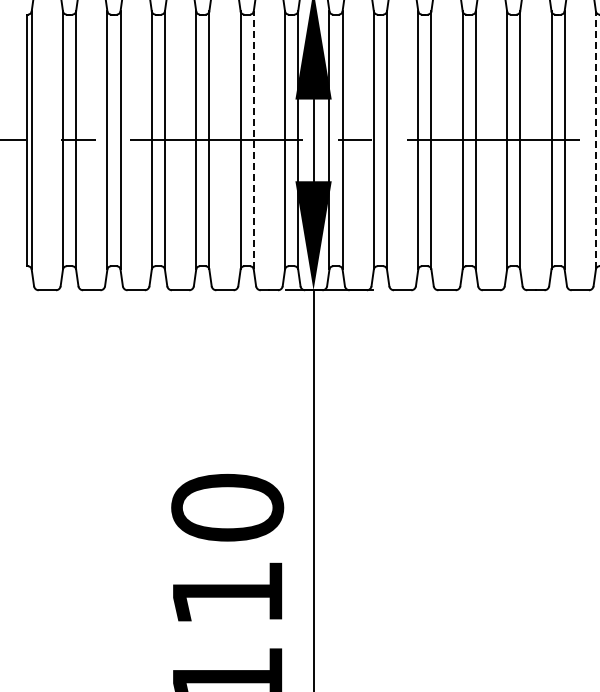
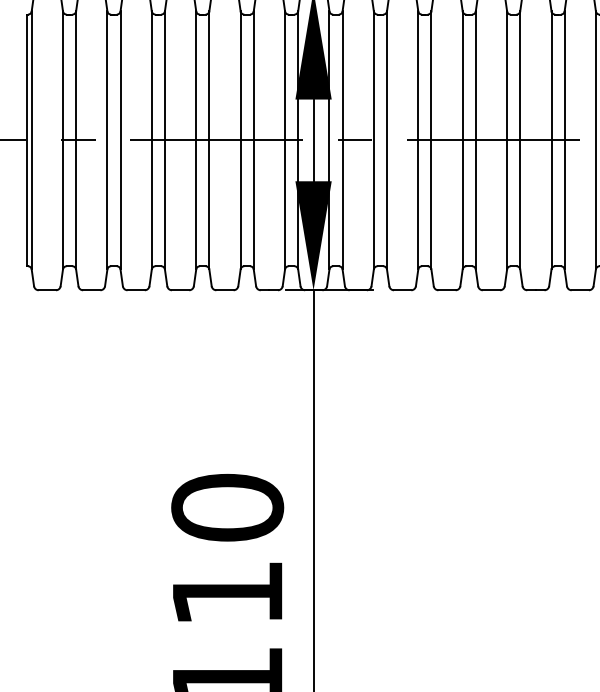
line: dashed -> solid (253, 139)
line: dashed -> solid (595, 139)
